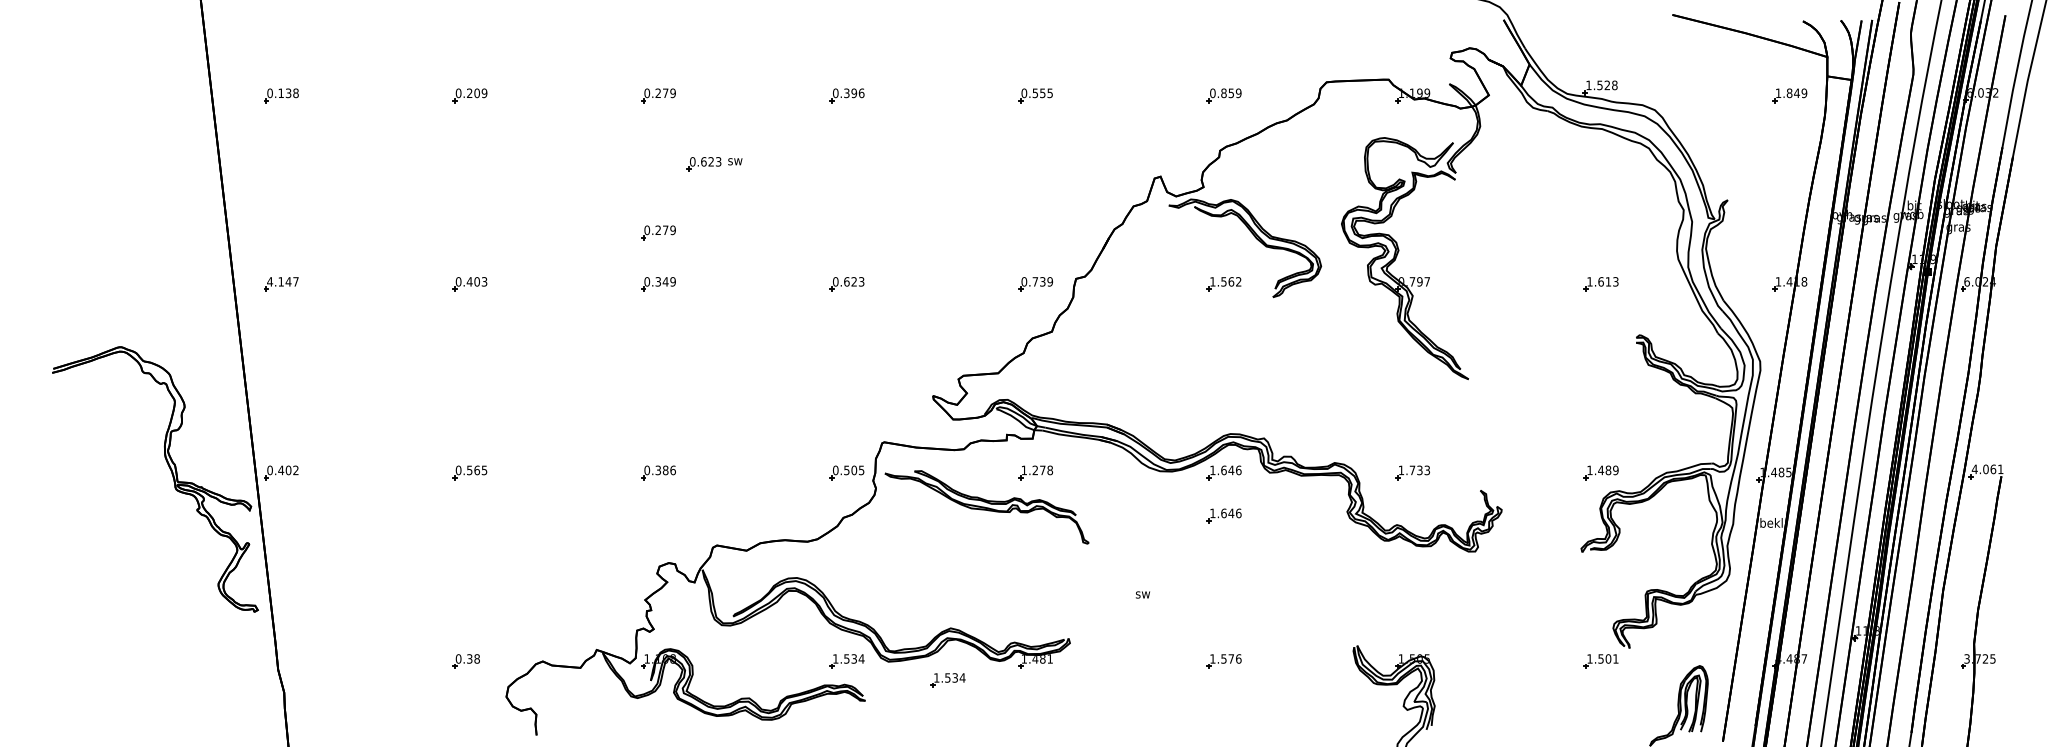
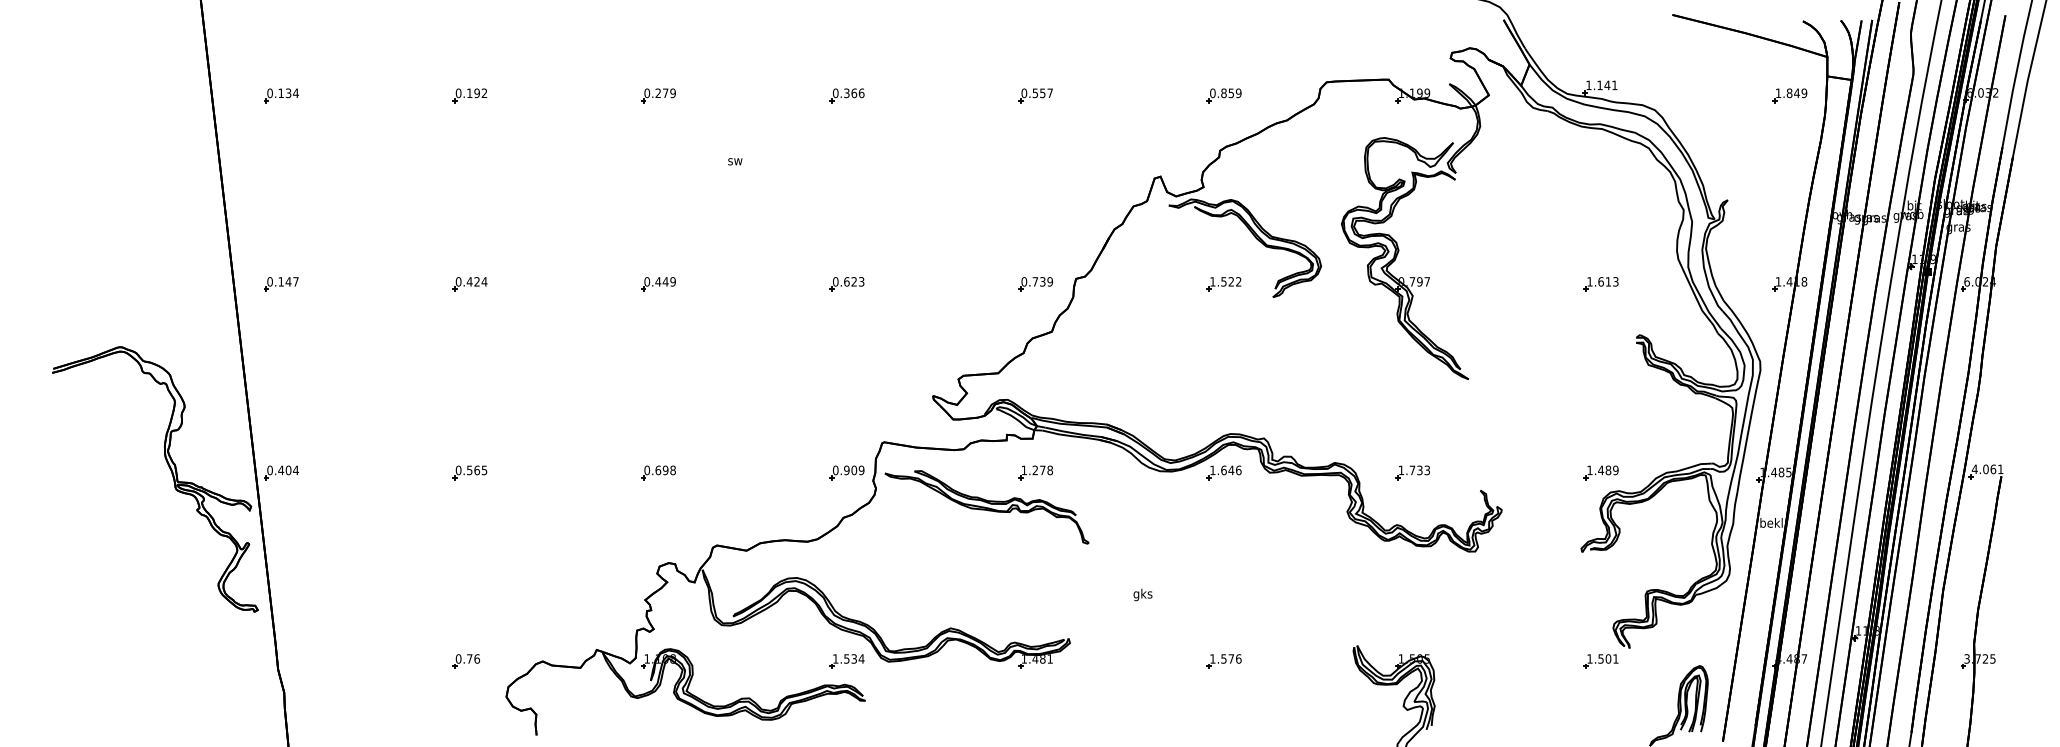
text: 1.528 -> 1.141 (1607, 85)
text: 0.138 -> 0.134 (295, 93)
text: 0.209 -> 0.192 (477, 93)
text: 0.396 -> 0.366 (854, 93)
text: 0.555 -> 0.557 (1049, 93)
part: present -> none (703, 164)
part: present -> none (658, 232)
text: 4.147 -> 0.147 (270, 281)
text: 0.403 -> 0.424 (480, 281)
text: 0.349 -> 0.449 (658, 281)
text: 1.562 -> 1.522 (1231, 281)
text: 0.505 -> 0.909 (854, 469)
text: 0.402 -> 0.404 (295, 470)
text: 0.386 -> 0.698 (665, 470)
part: present -> none (1223, 515)
text: sw -> gks (1142, 594)
text: 0.38 -> 0.76 (473, 658)
part: present -> none (947, 680)
